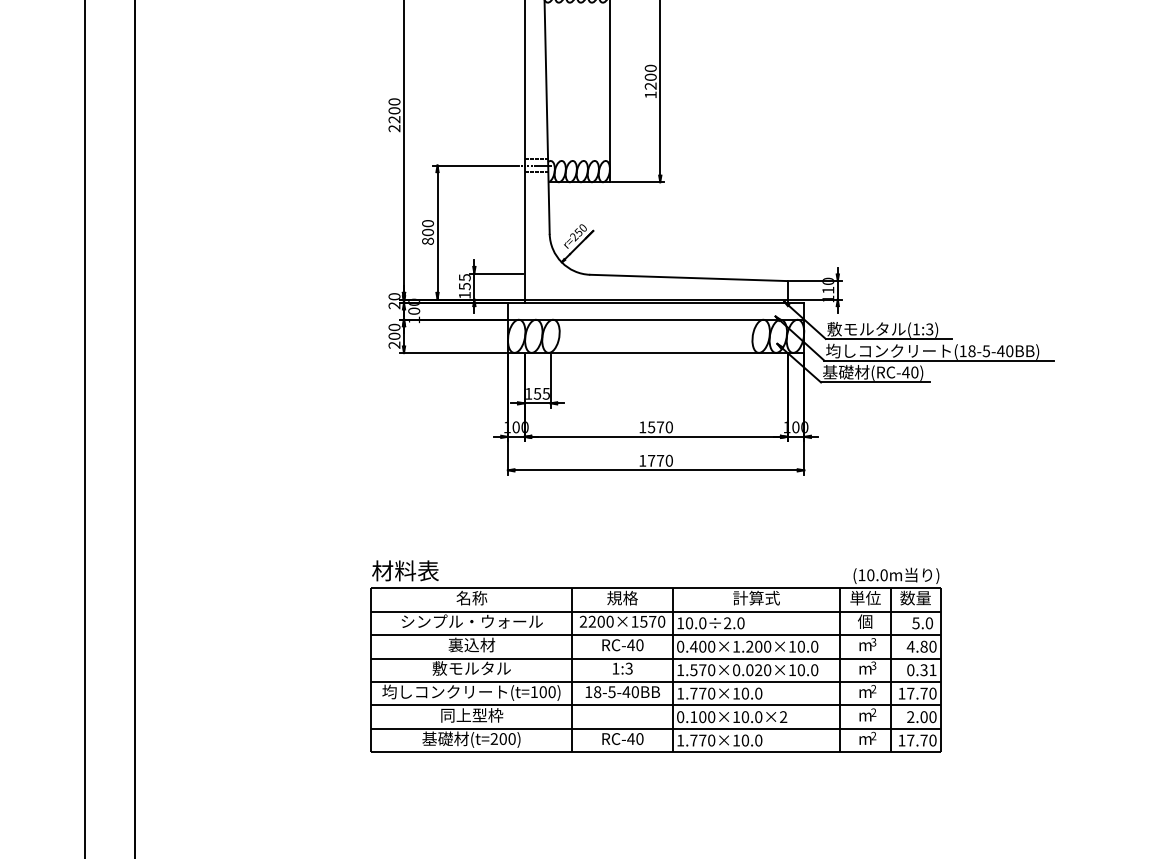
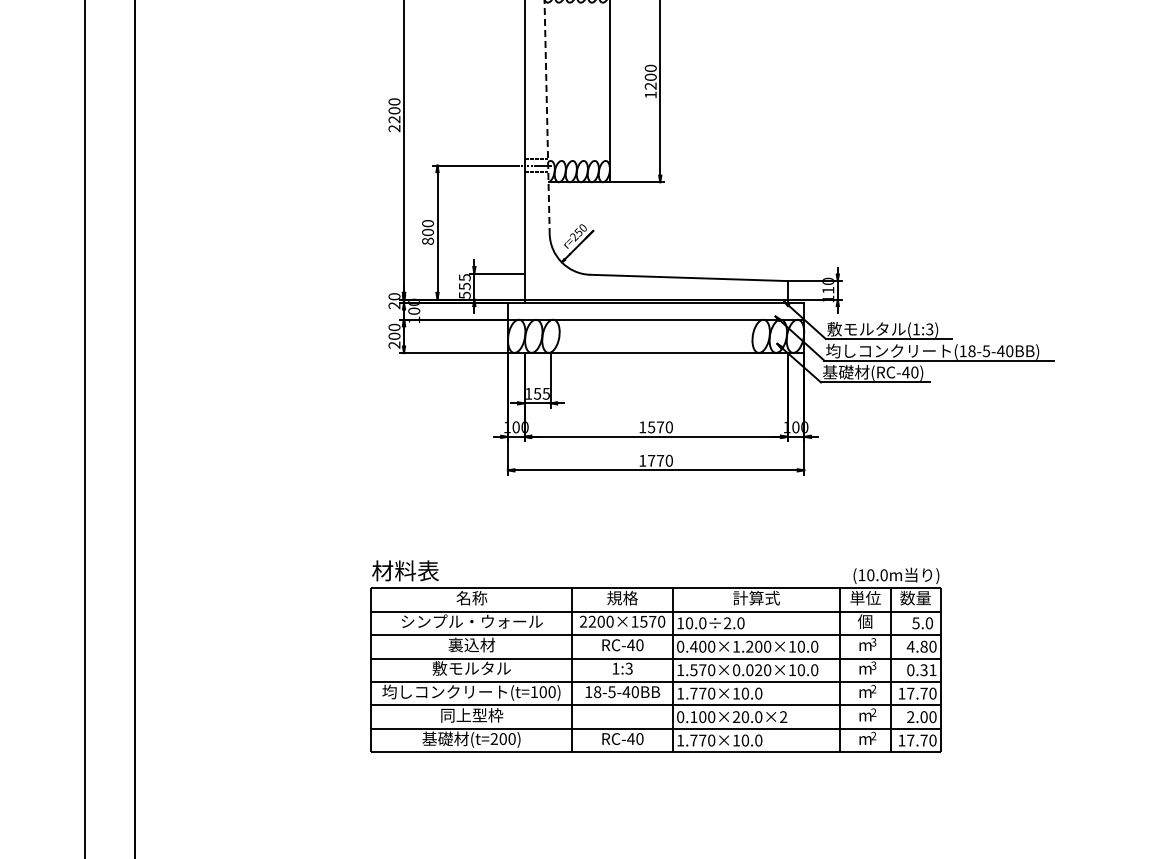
line: solid -> dashed (547, 117)
text: 155 -> 555 (464, 294)
text: 0.100×10.0×2 -> 0.100×20.0×2 (736, 716)
